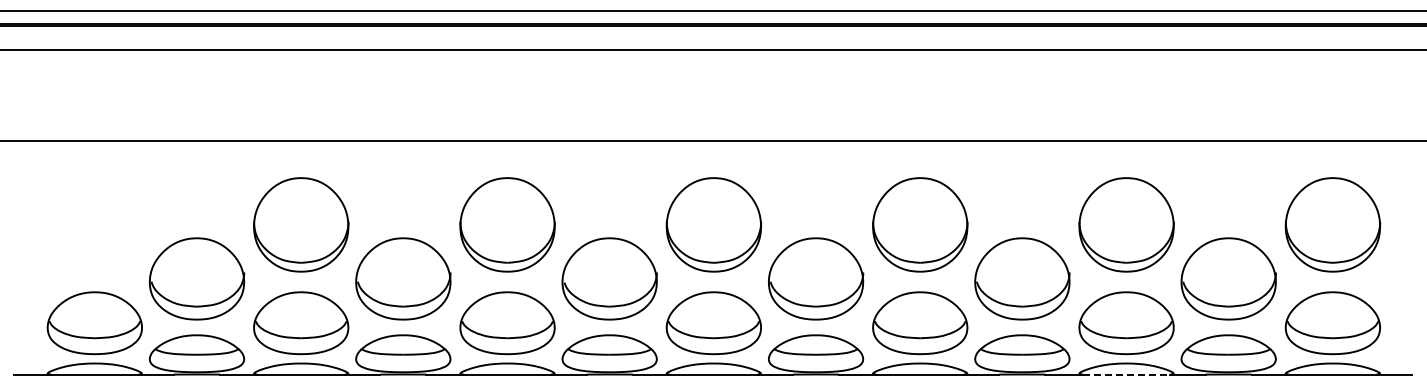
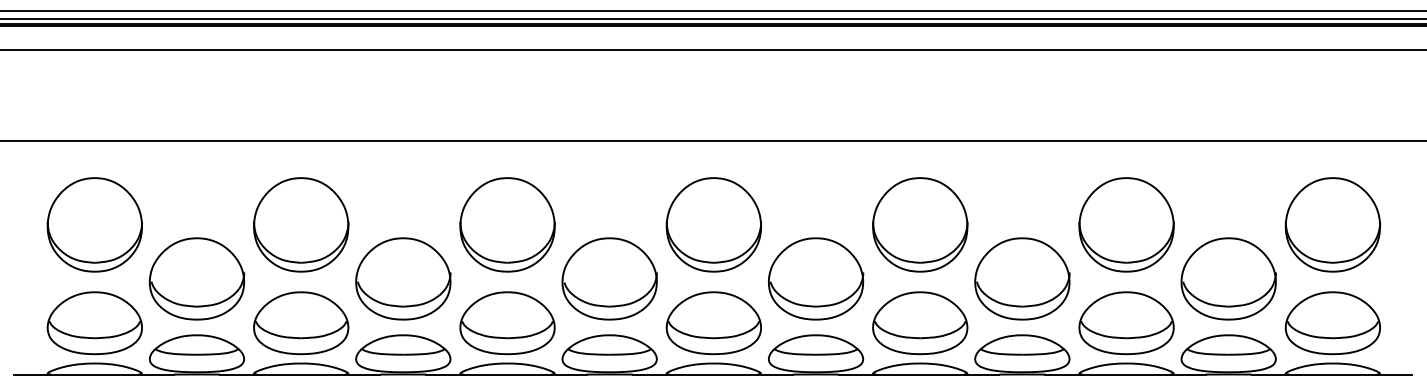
line: none -> present (712, 19)
part: none -> present (94, 224)
line: dashed -> solid (1126, 374)
